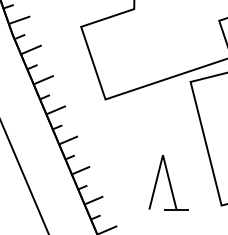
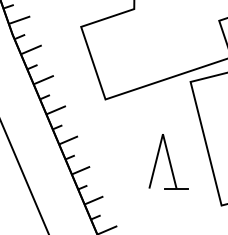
part position: (168, 182) -> (168, 161) (168, 161)
